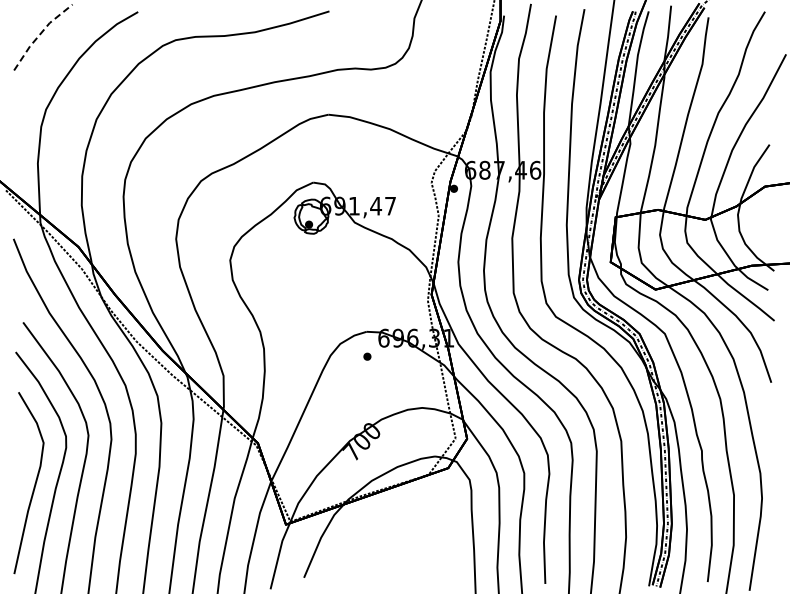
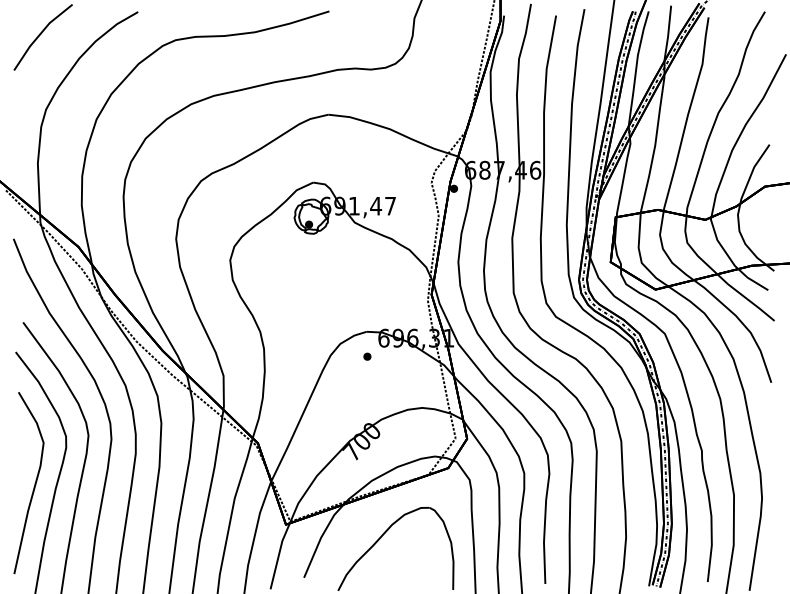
line: dashed -> solid (40, 34)
part: none -> present (380, 539)
